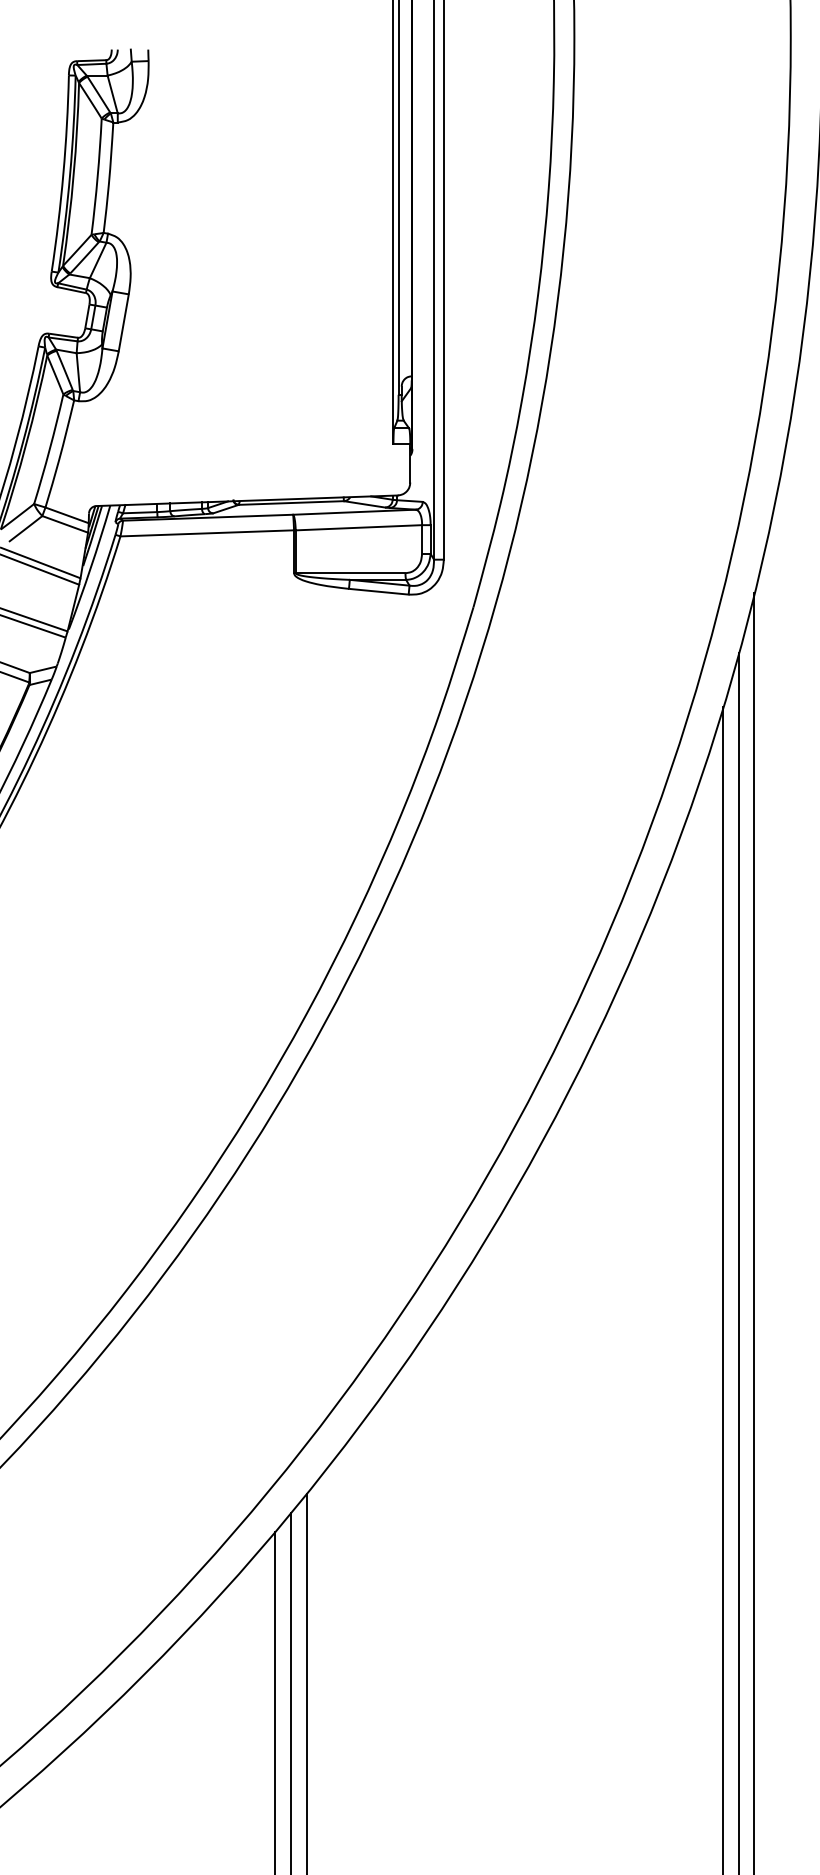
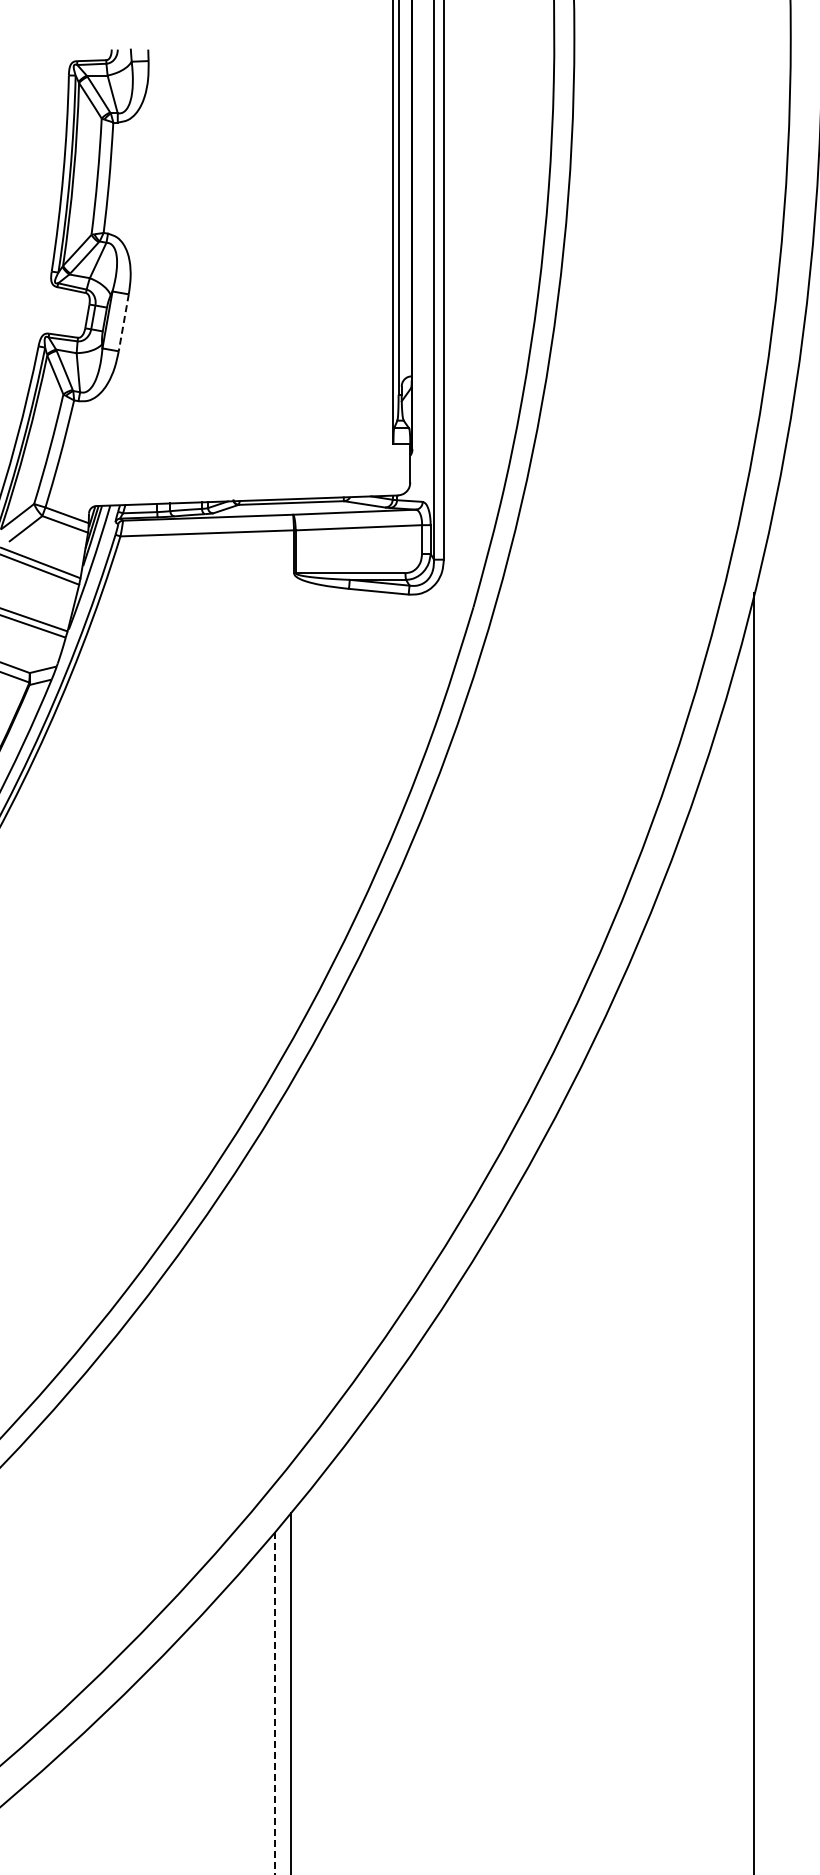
line: solid -> dashed (123, 322)
line: present -> none (738, 1262)
line: present -> none (723, 1289)
line: present -> none (306, 1682)
line: solid -> dashed (275, 1703)
